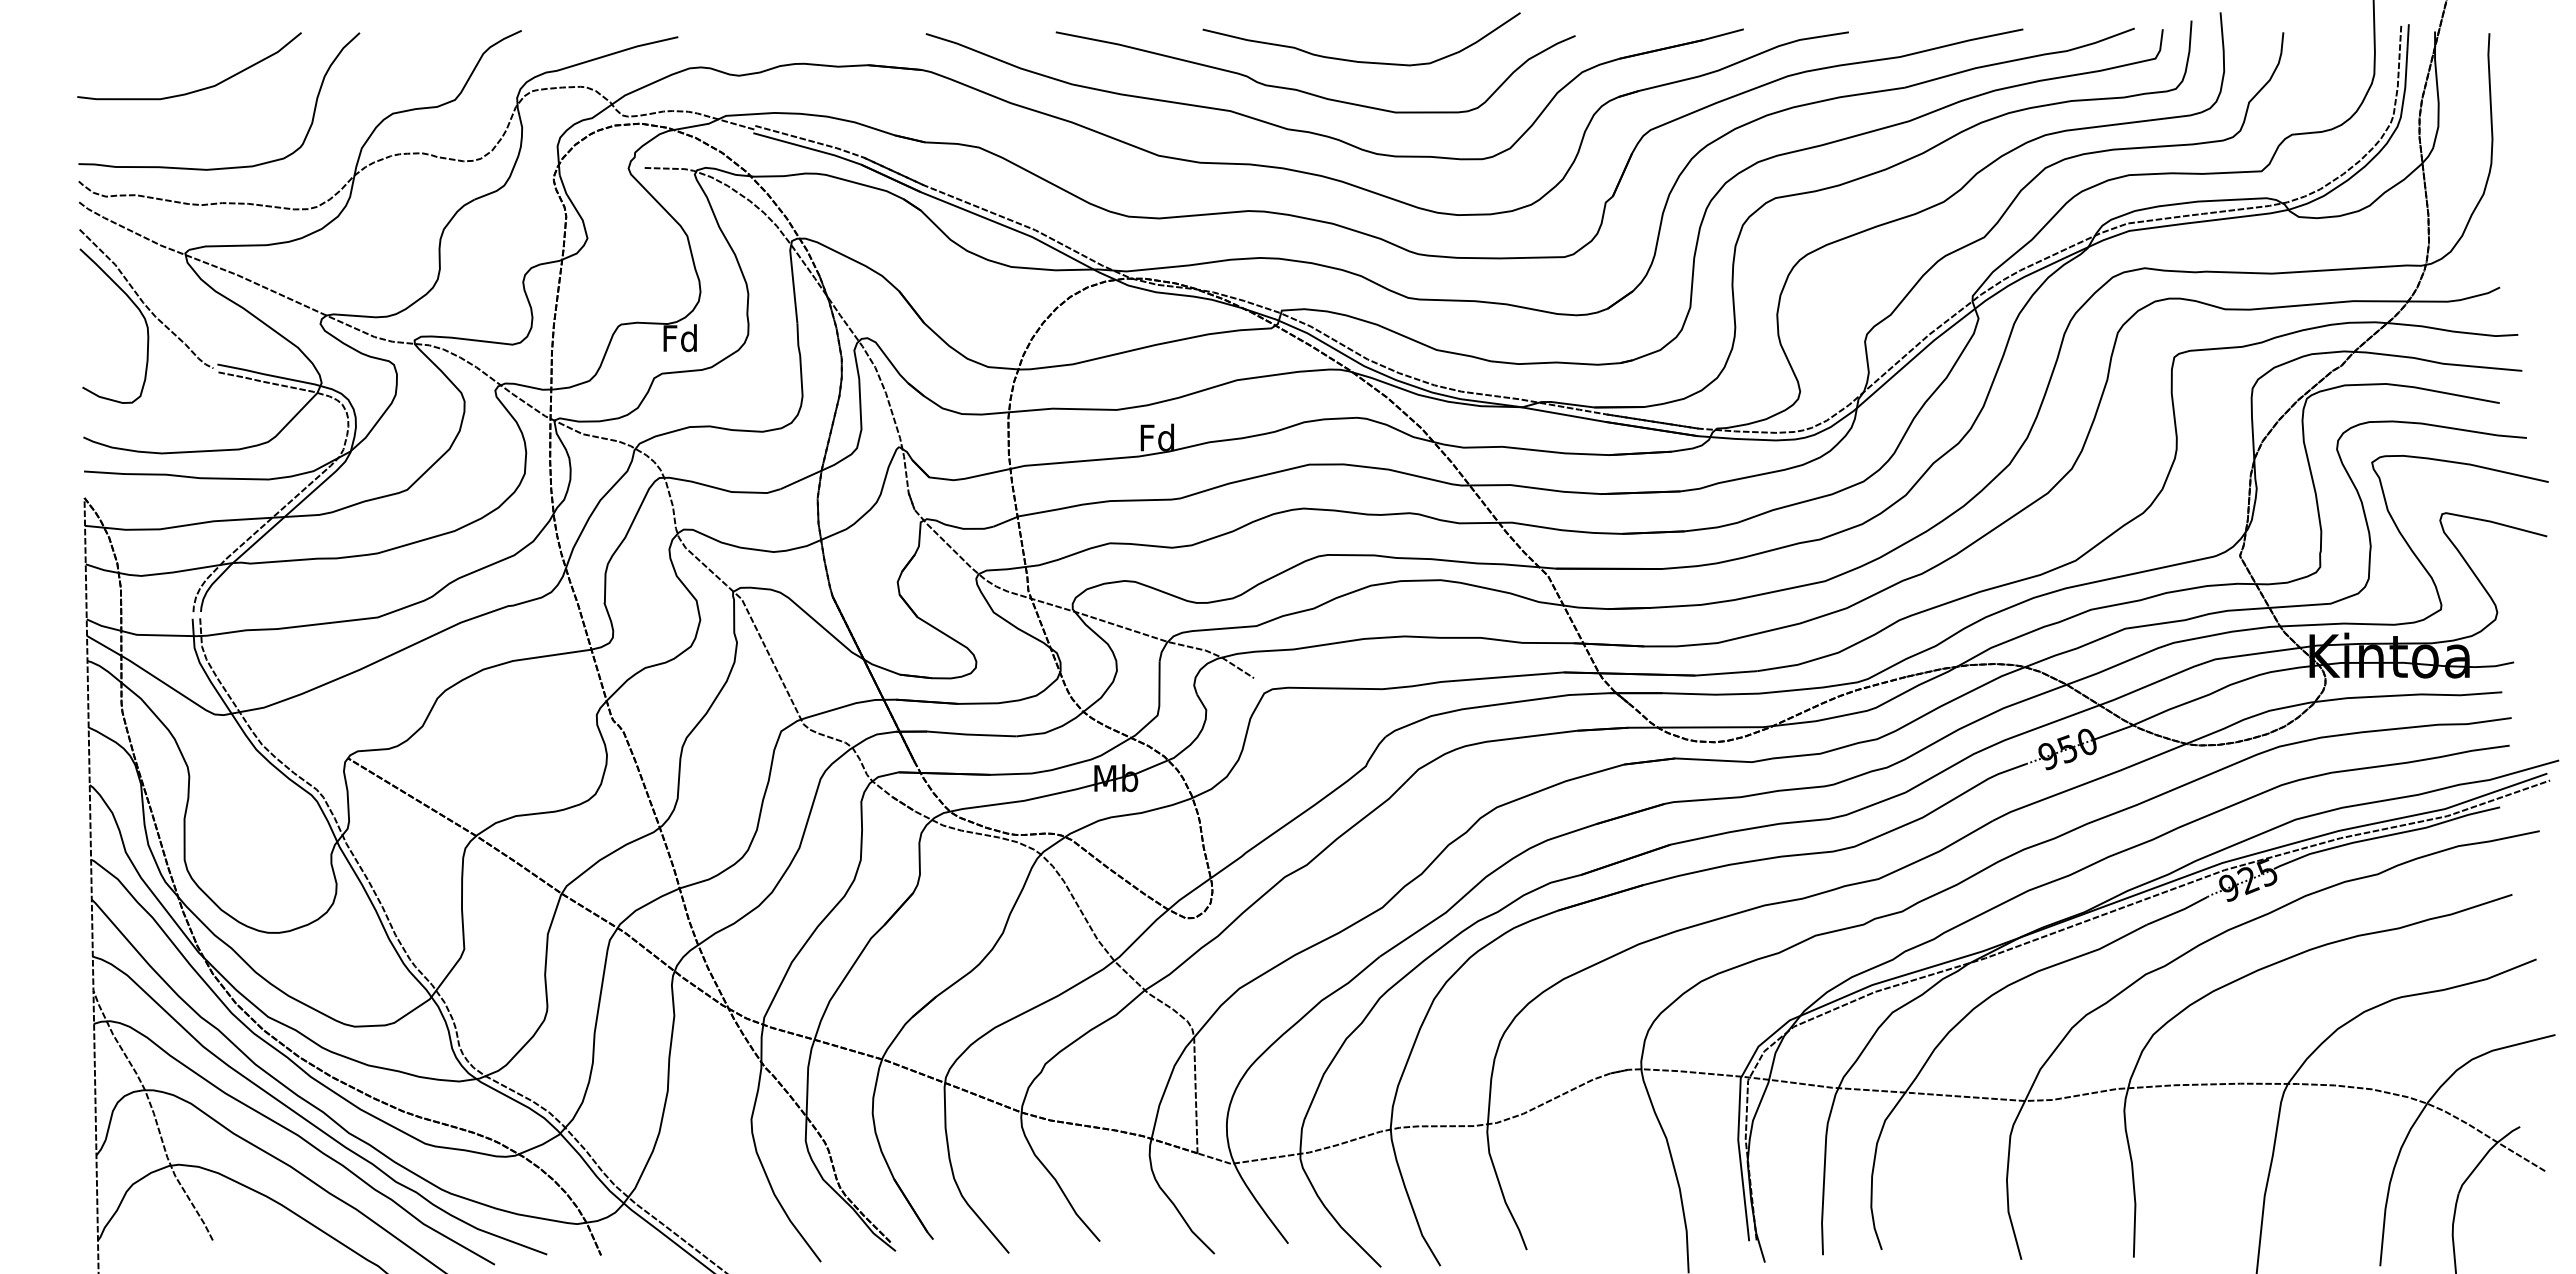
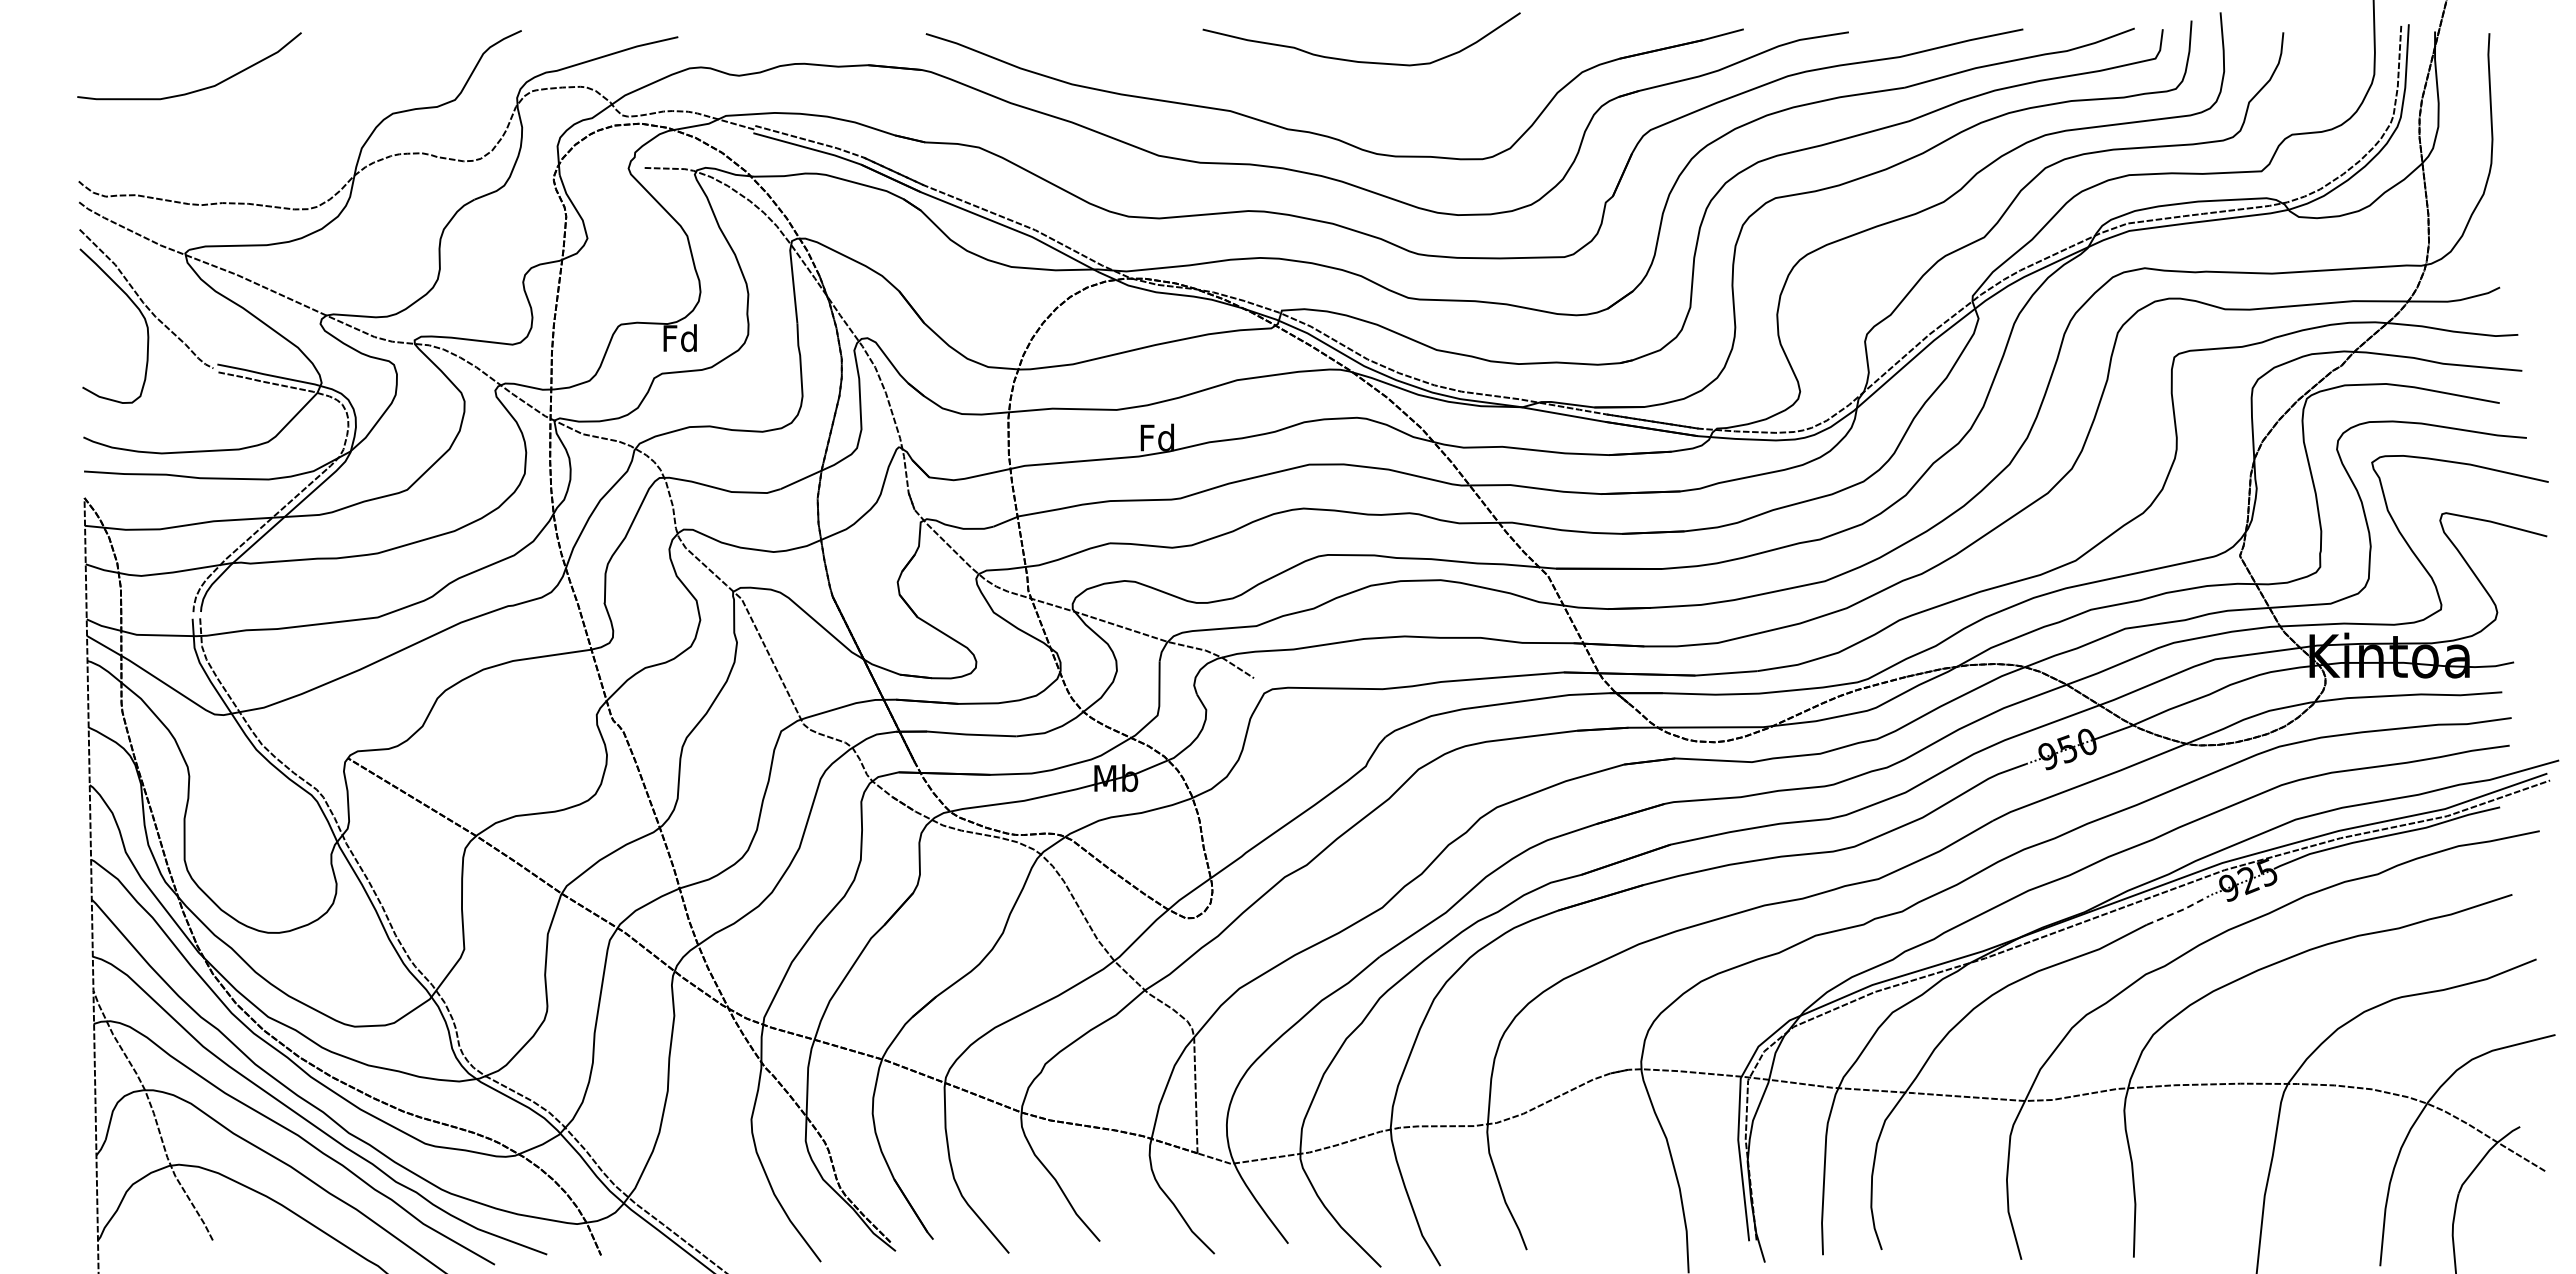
curve: present -> none (1309, 92)
curve: present -> none (220, 167)
line: solid -> dashed (2178, 911)
